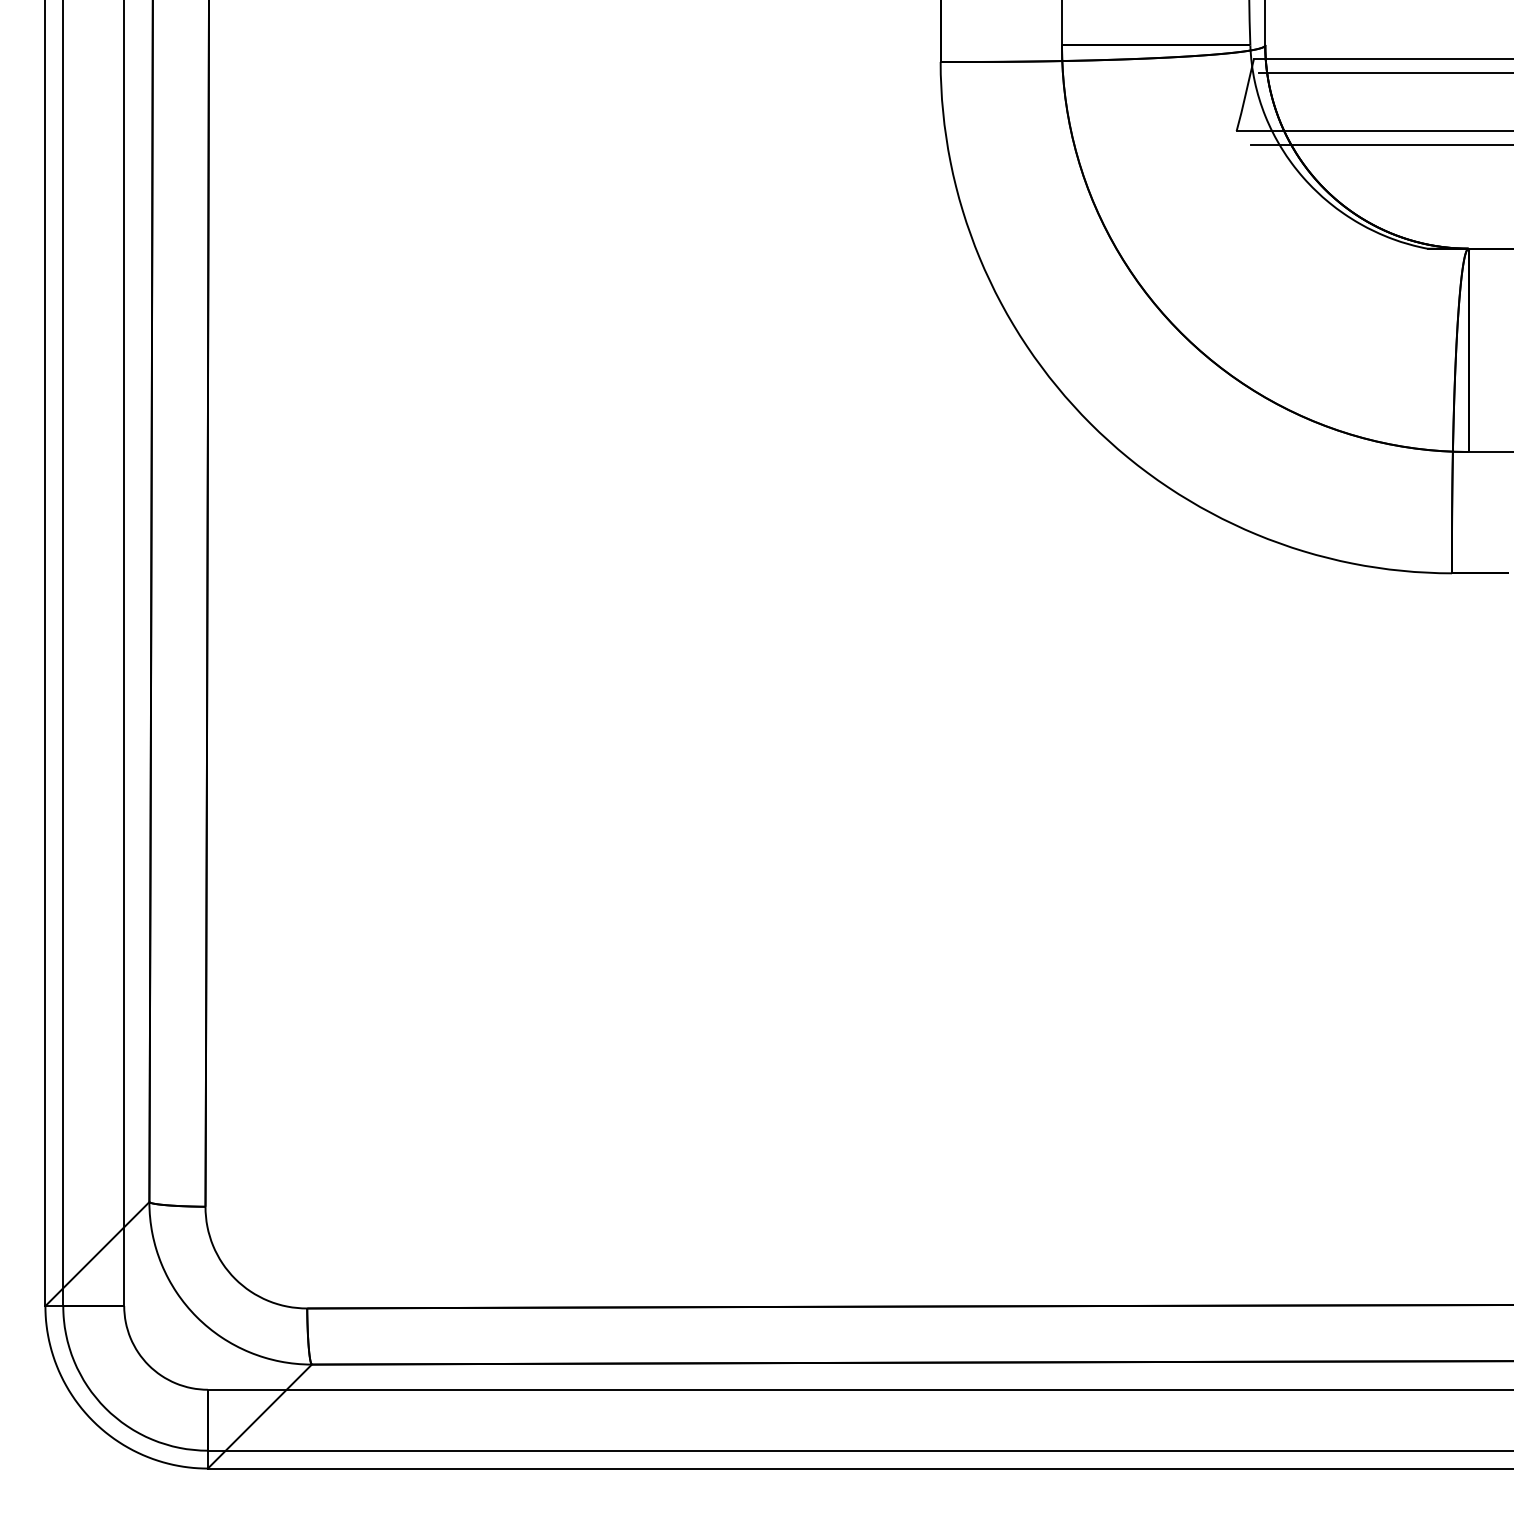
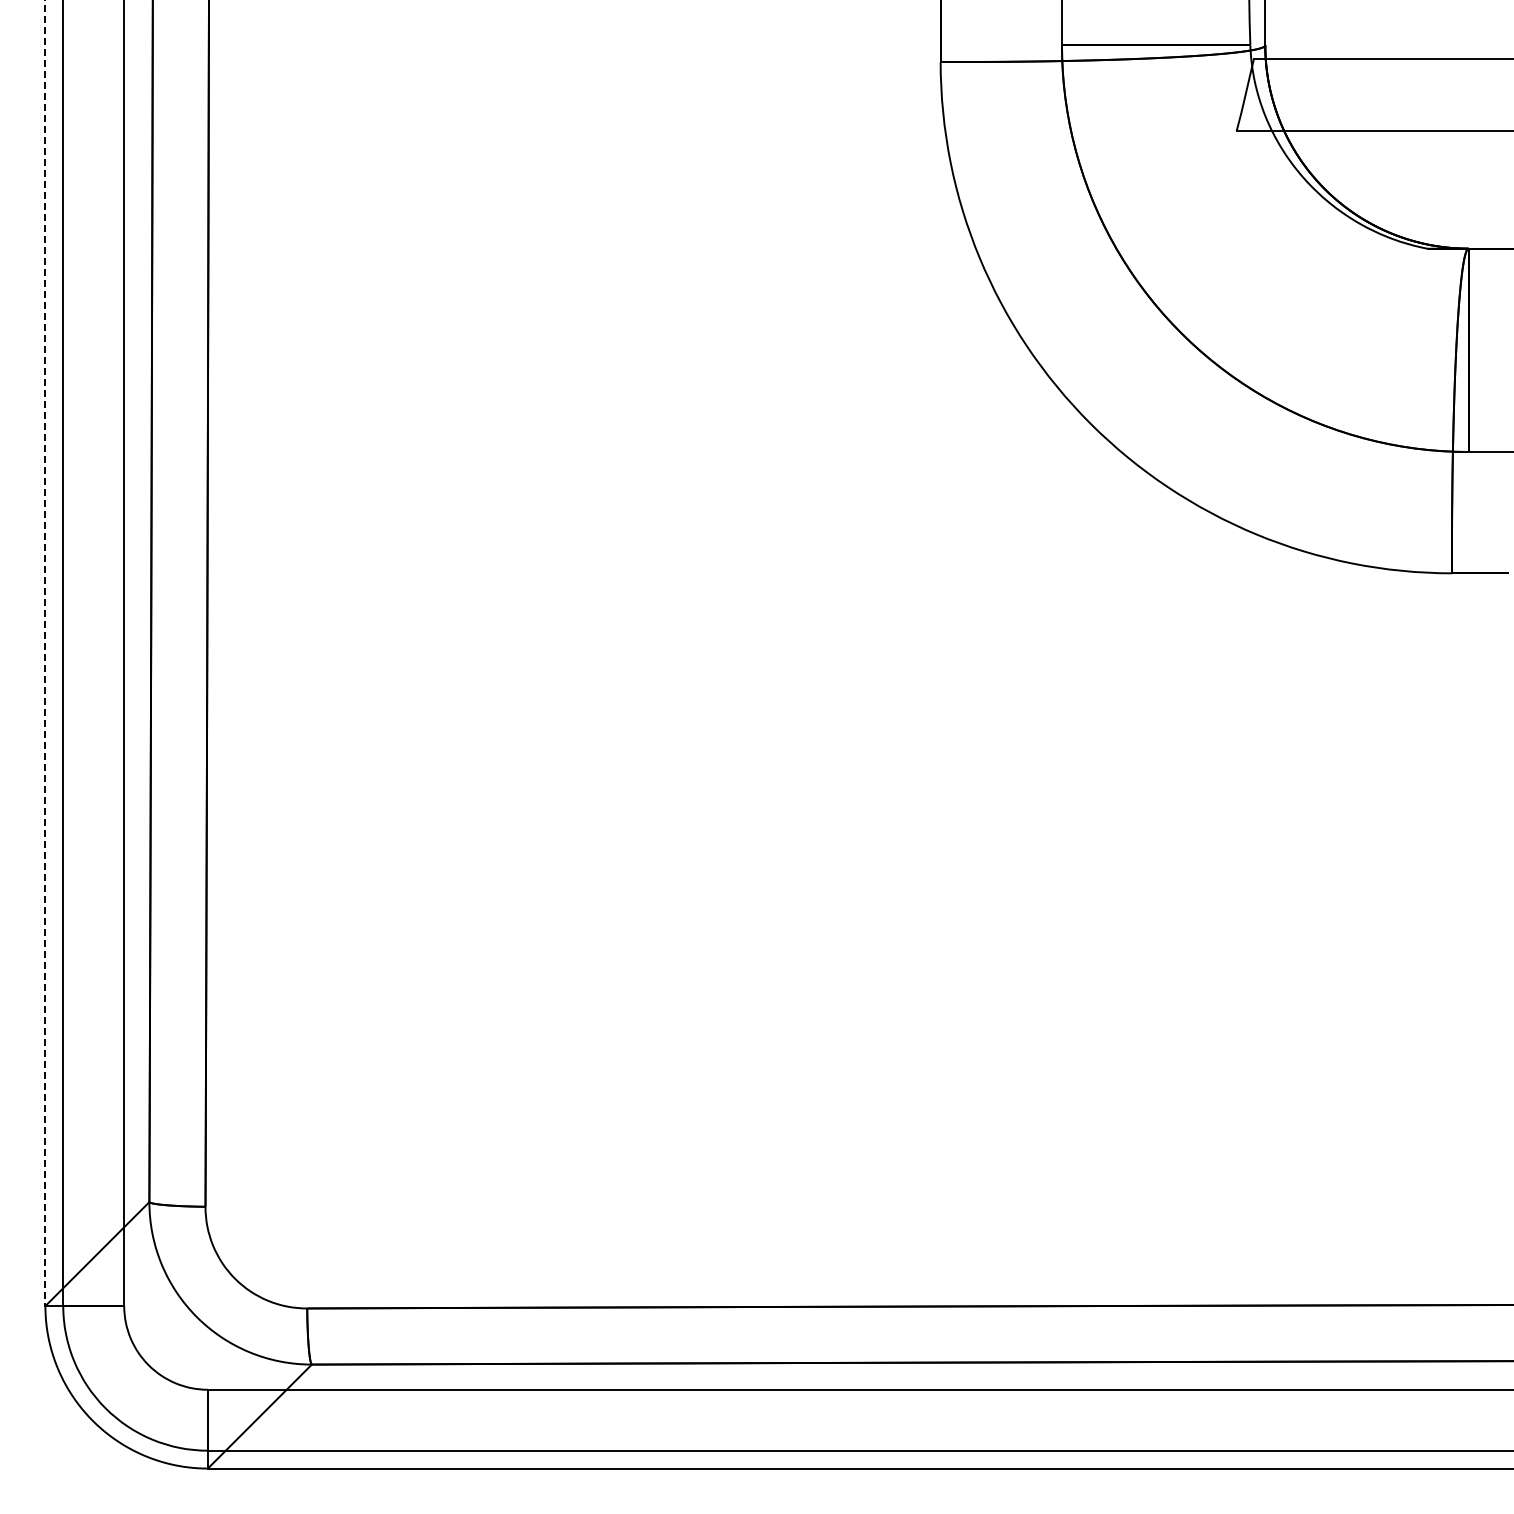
line: present -> none (1384, 72)
line: present -> none (1380, 145)
line: solid -> dashed (45, 653)
